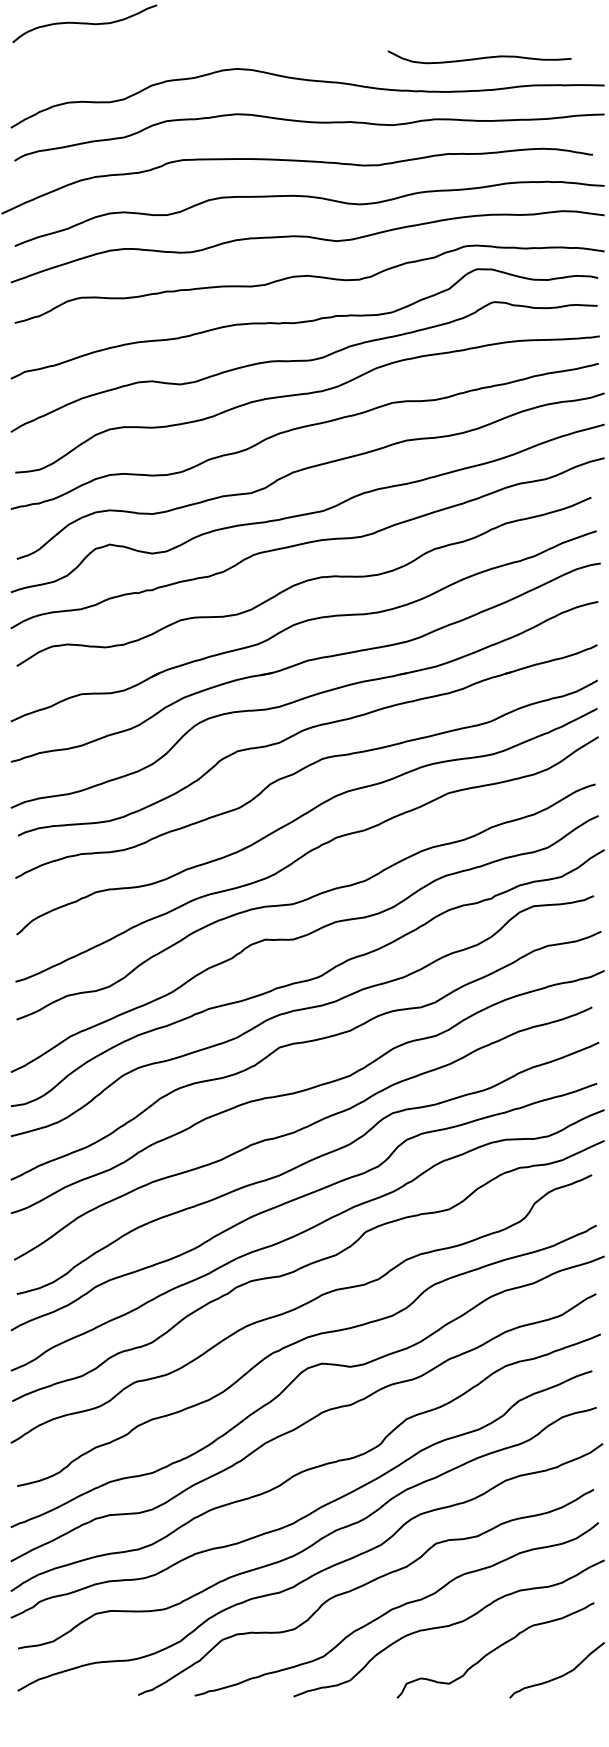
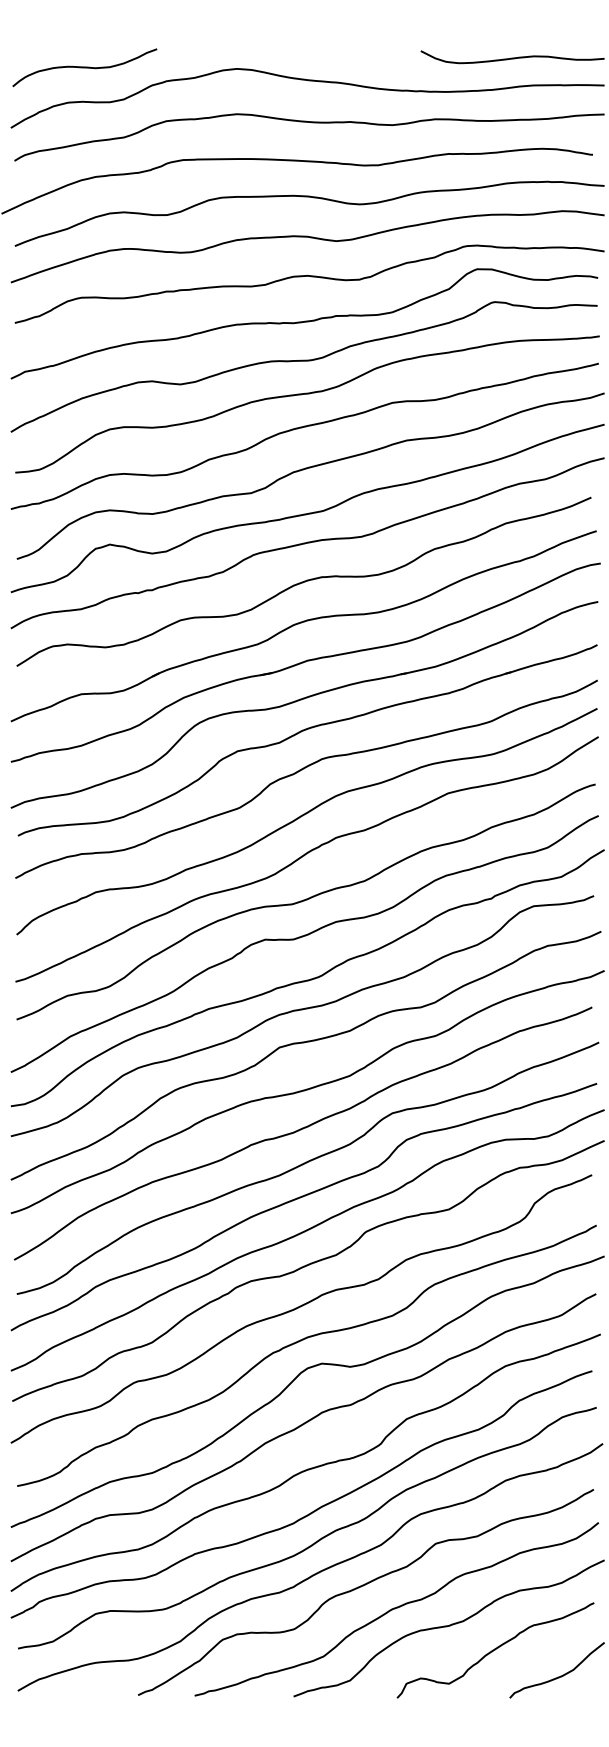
curve position: (84, 23) -> (84, 67) (84, 67)
curve position: (479, 57) -> (512, 57) (512, 57)
